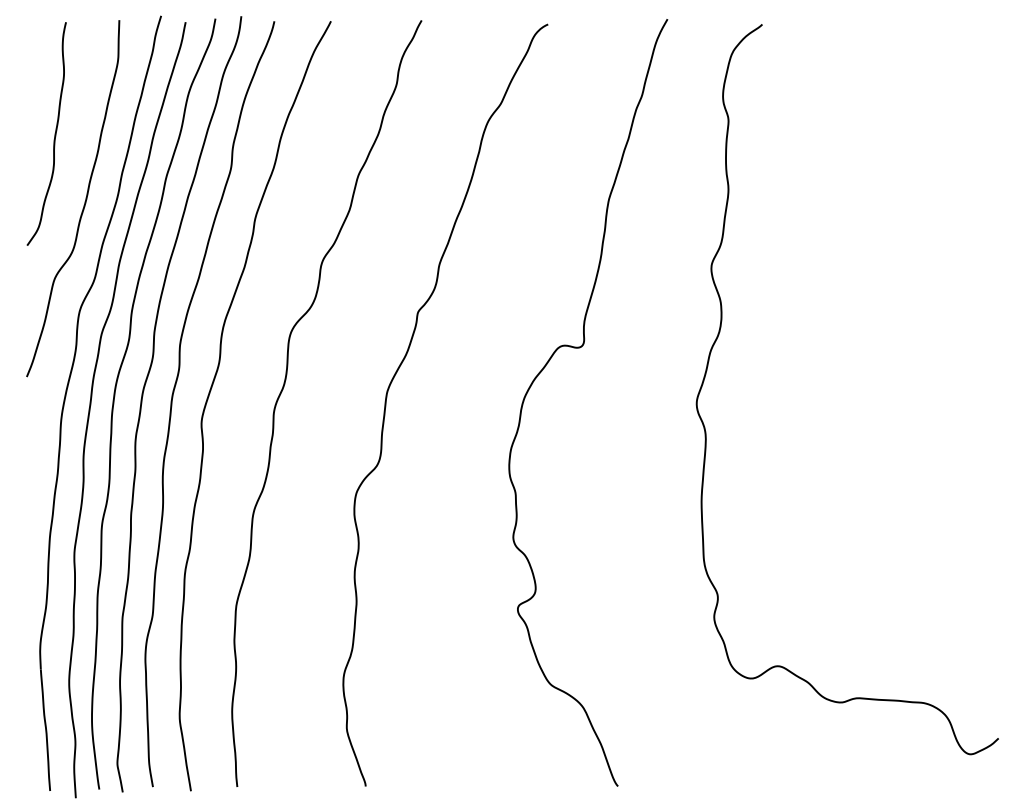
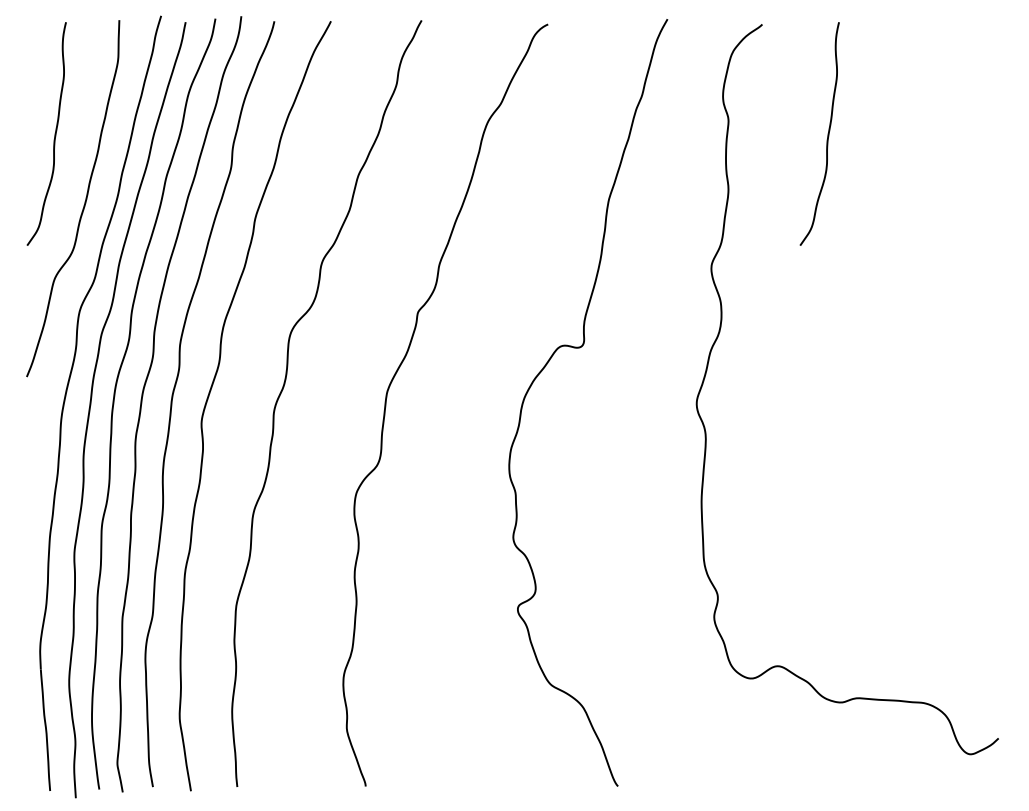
curve: none -> present (827, 133)
